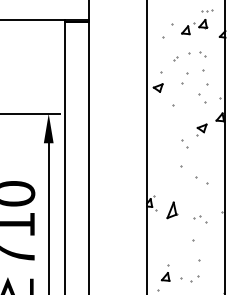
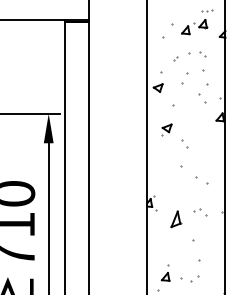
part position: (201, 129) -> (166, 129) (166, 129)
part position: (172, 210) -> (176, 219) (176, 219)
part position: (200, 219) -> (200, 212) (200, 212)
